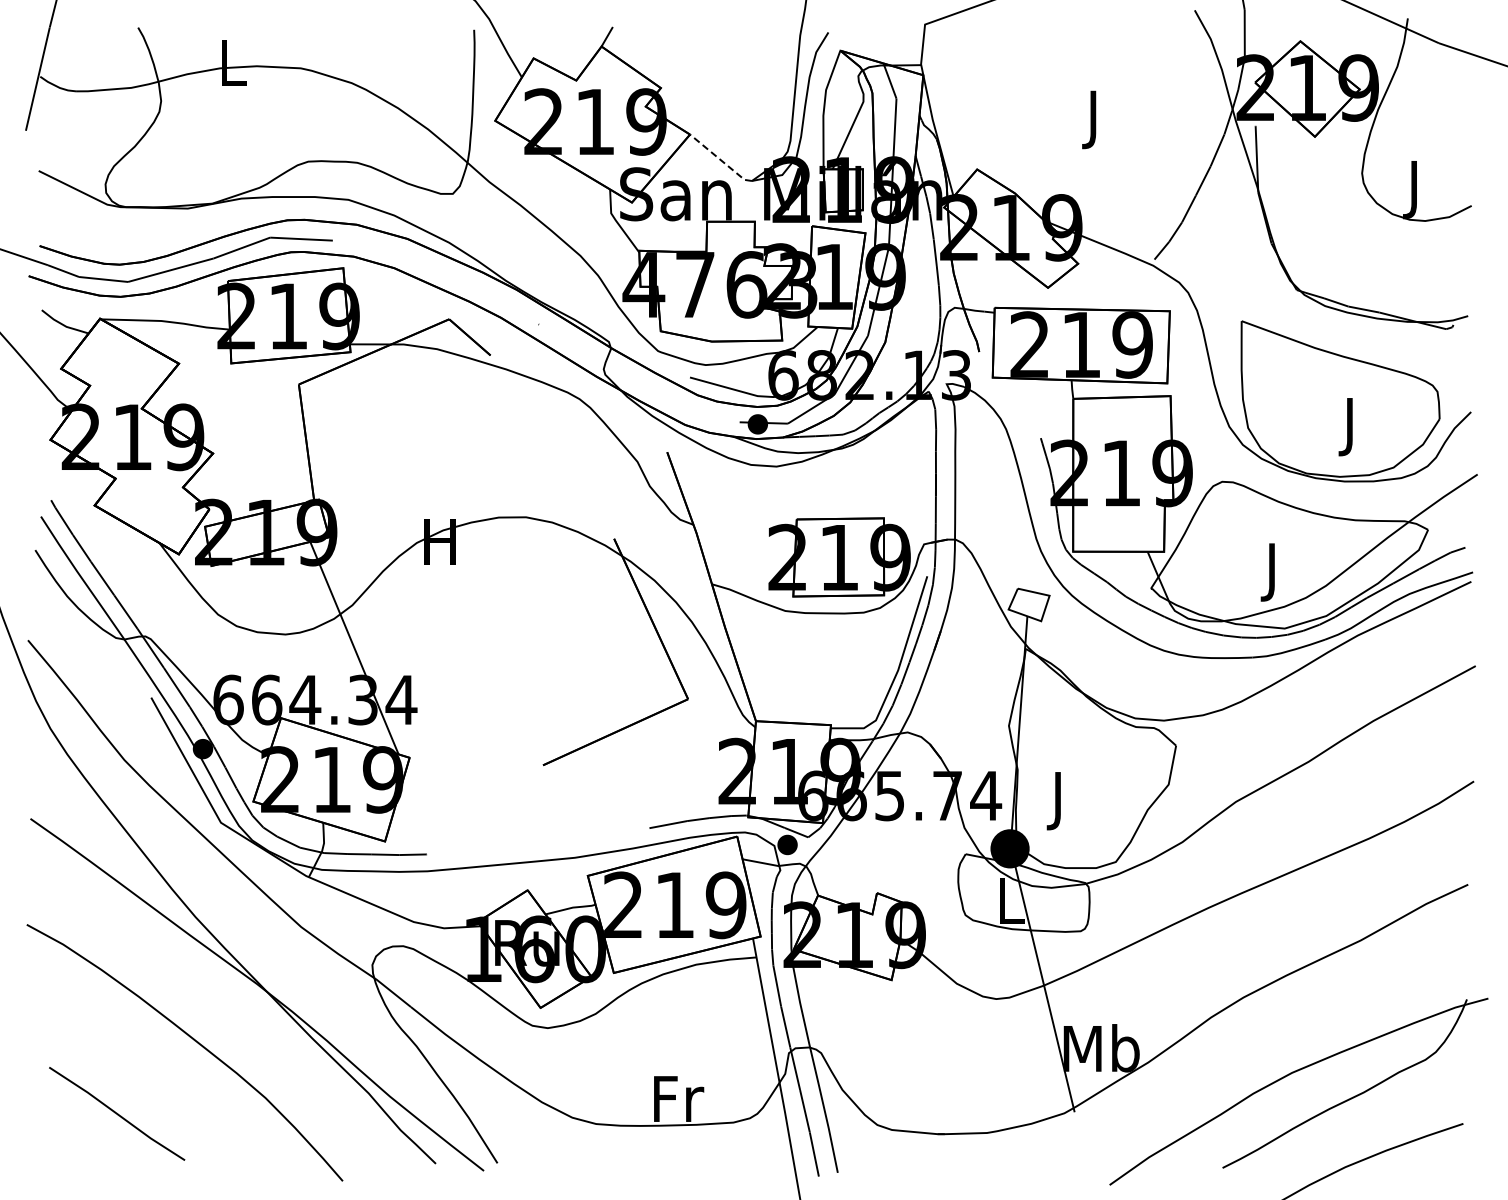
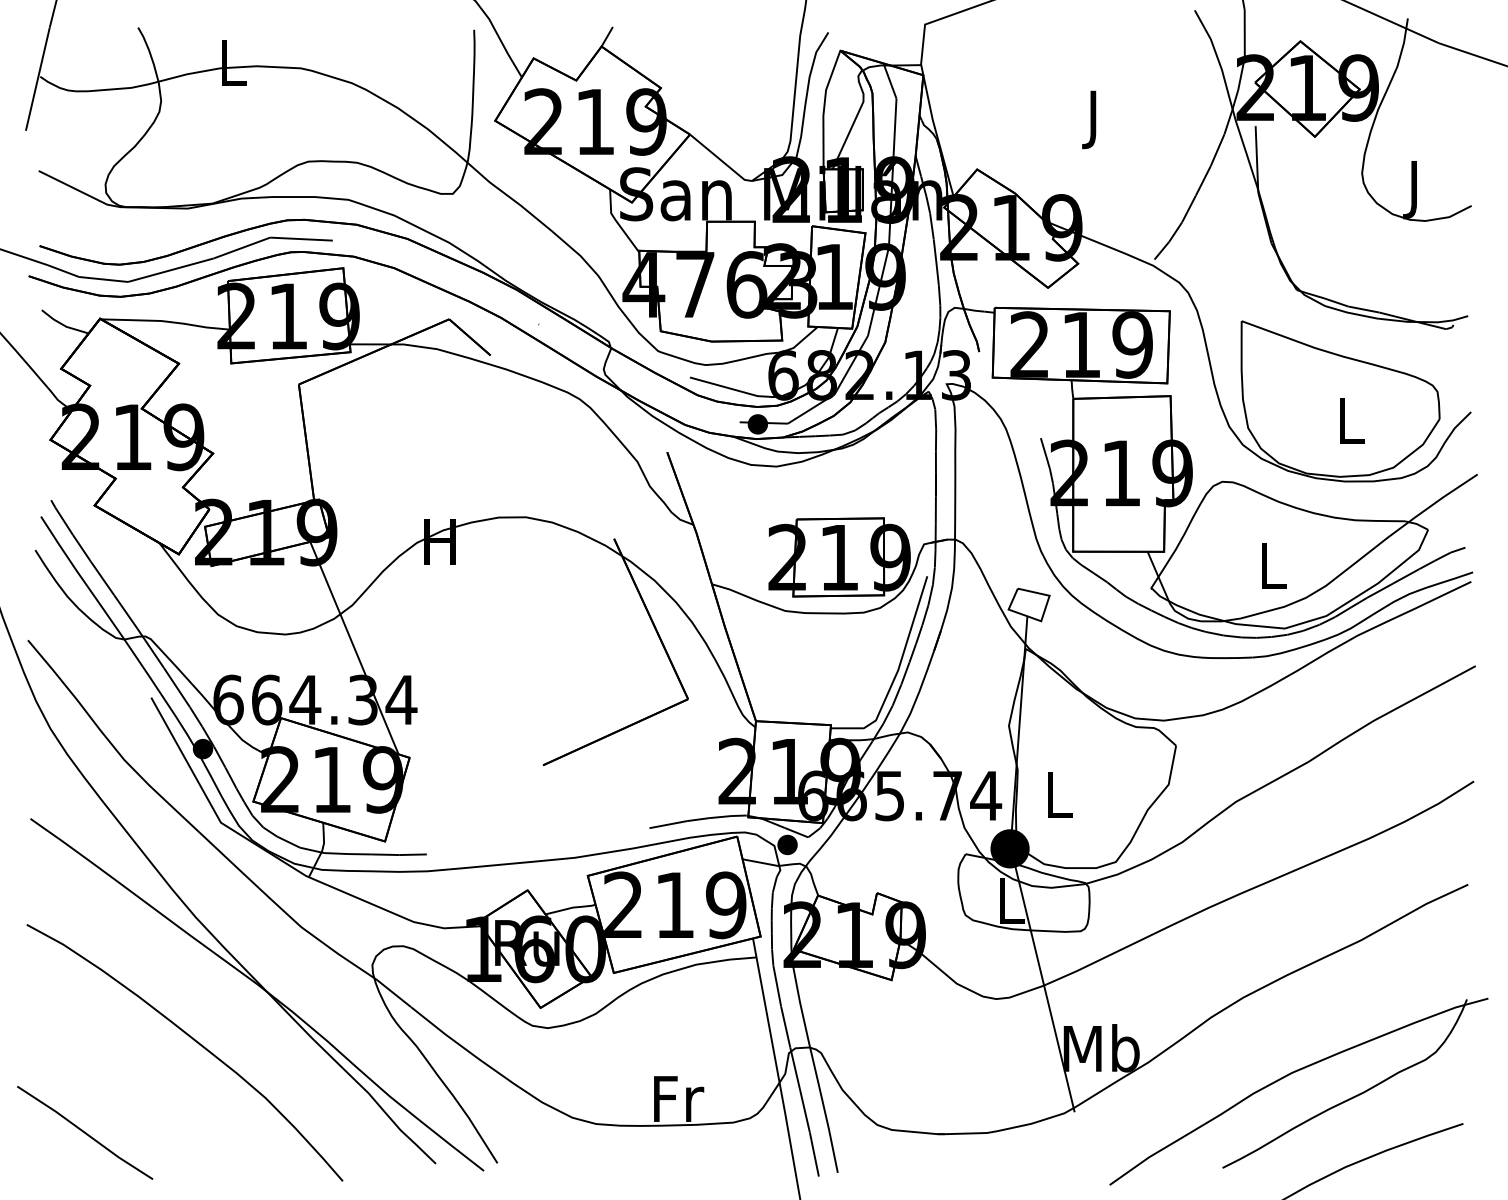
line: dashed -> solid (720, 160)
text: J -> L (1351, 427)
text: J -> L (1273, 572)
text: J -> L (1059, 801)
line position: (117, 1113) -> (85, 1132) (85, 1132)
